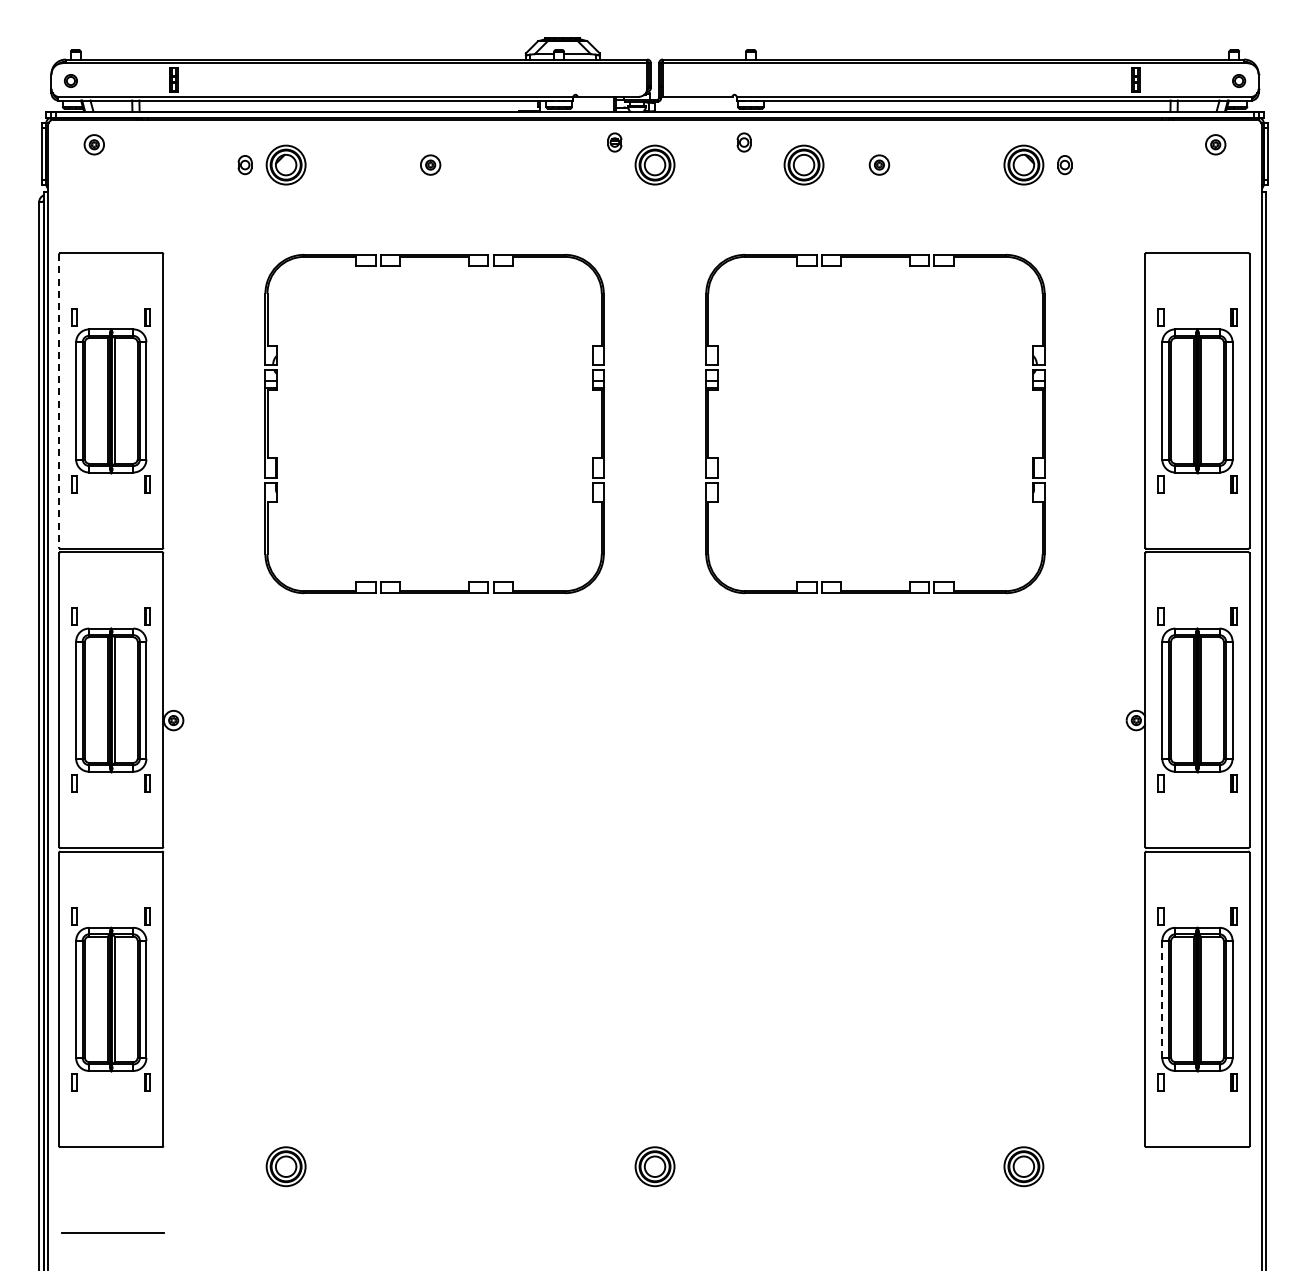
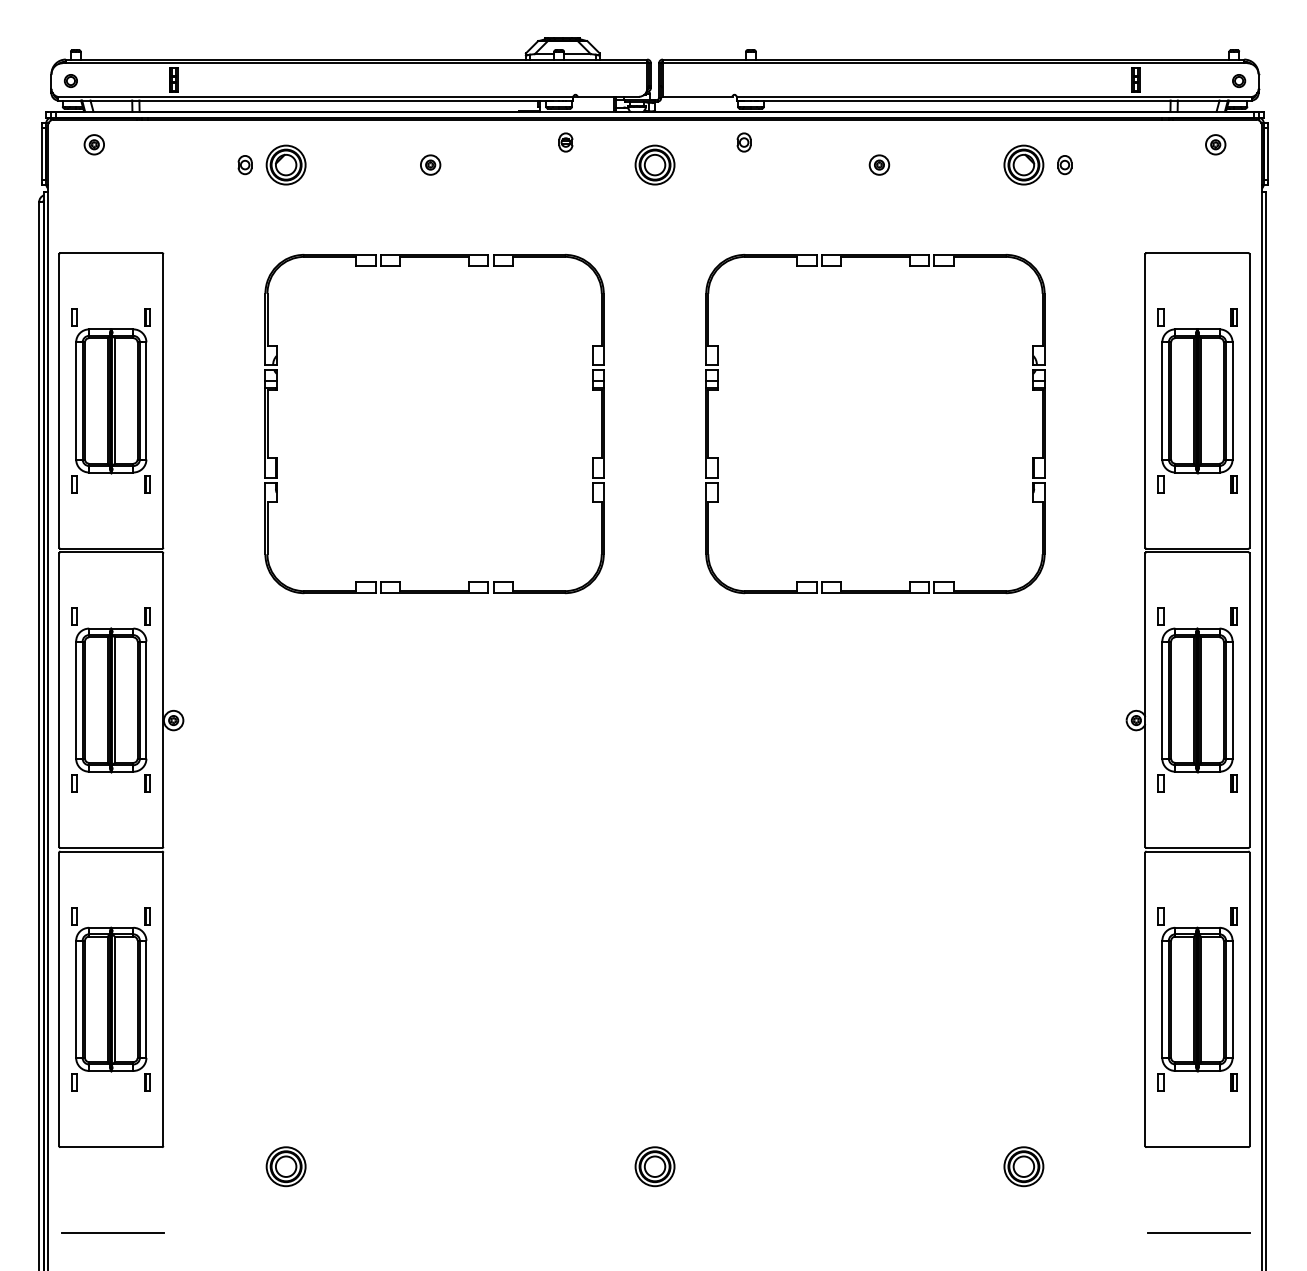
part position: (614, 142) -> (565, 142) (565, 142)
part: present -> none (803, 164)
line: dashed -> solid (59, 400)
line: dashed -> solid (1162, 999)
line: none -> present (1198, 1232)
